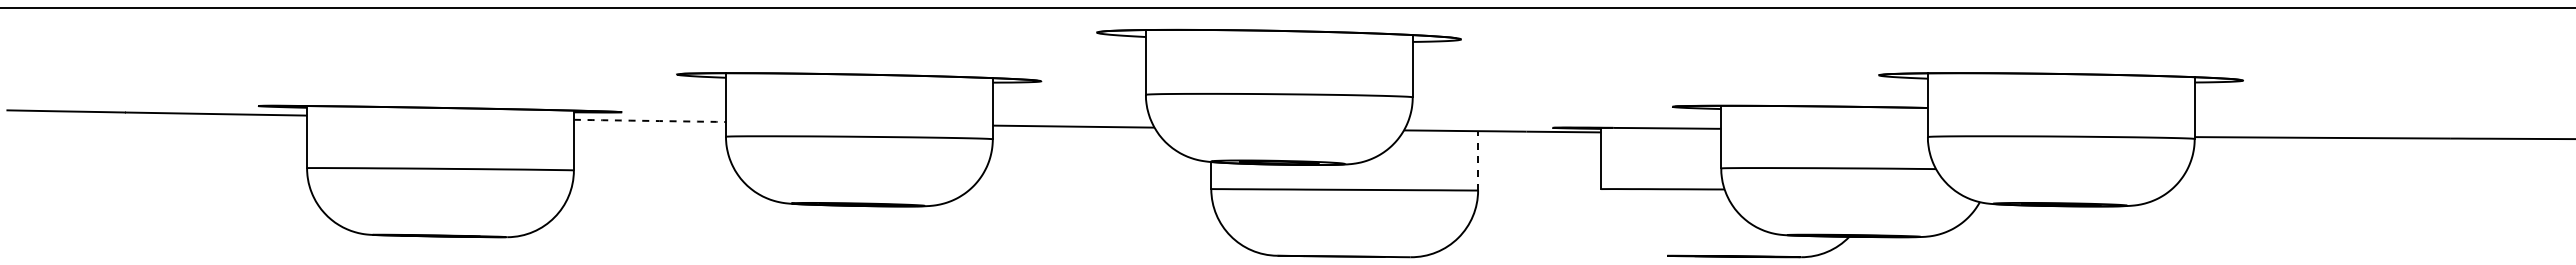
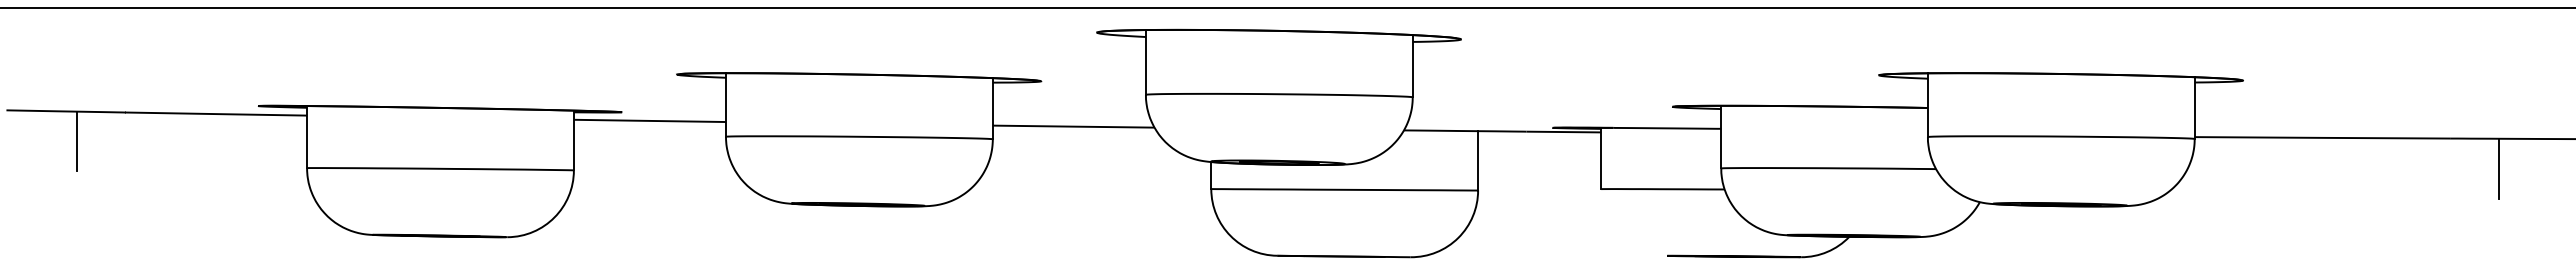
arc: dashed -> solid (649, 120)
line: none -> present (77, 140)
line: dashed -> solid (1478, 160)
line: none -> present (2498, 168)
